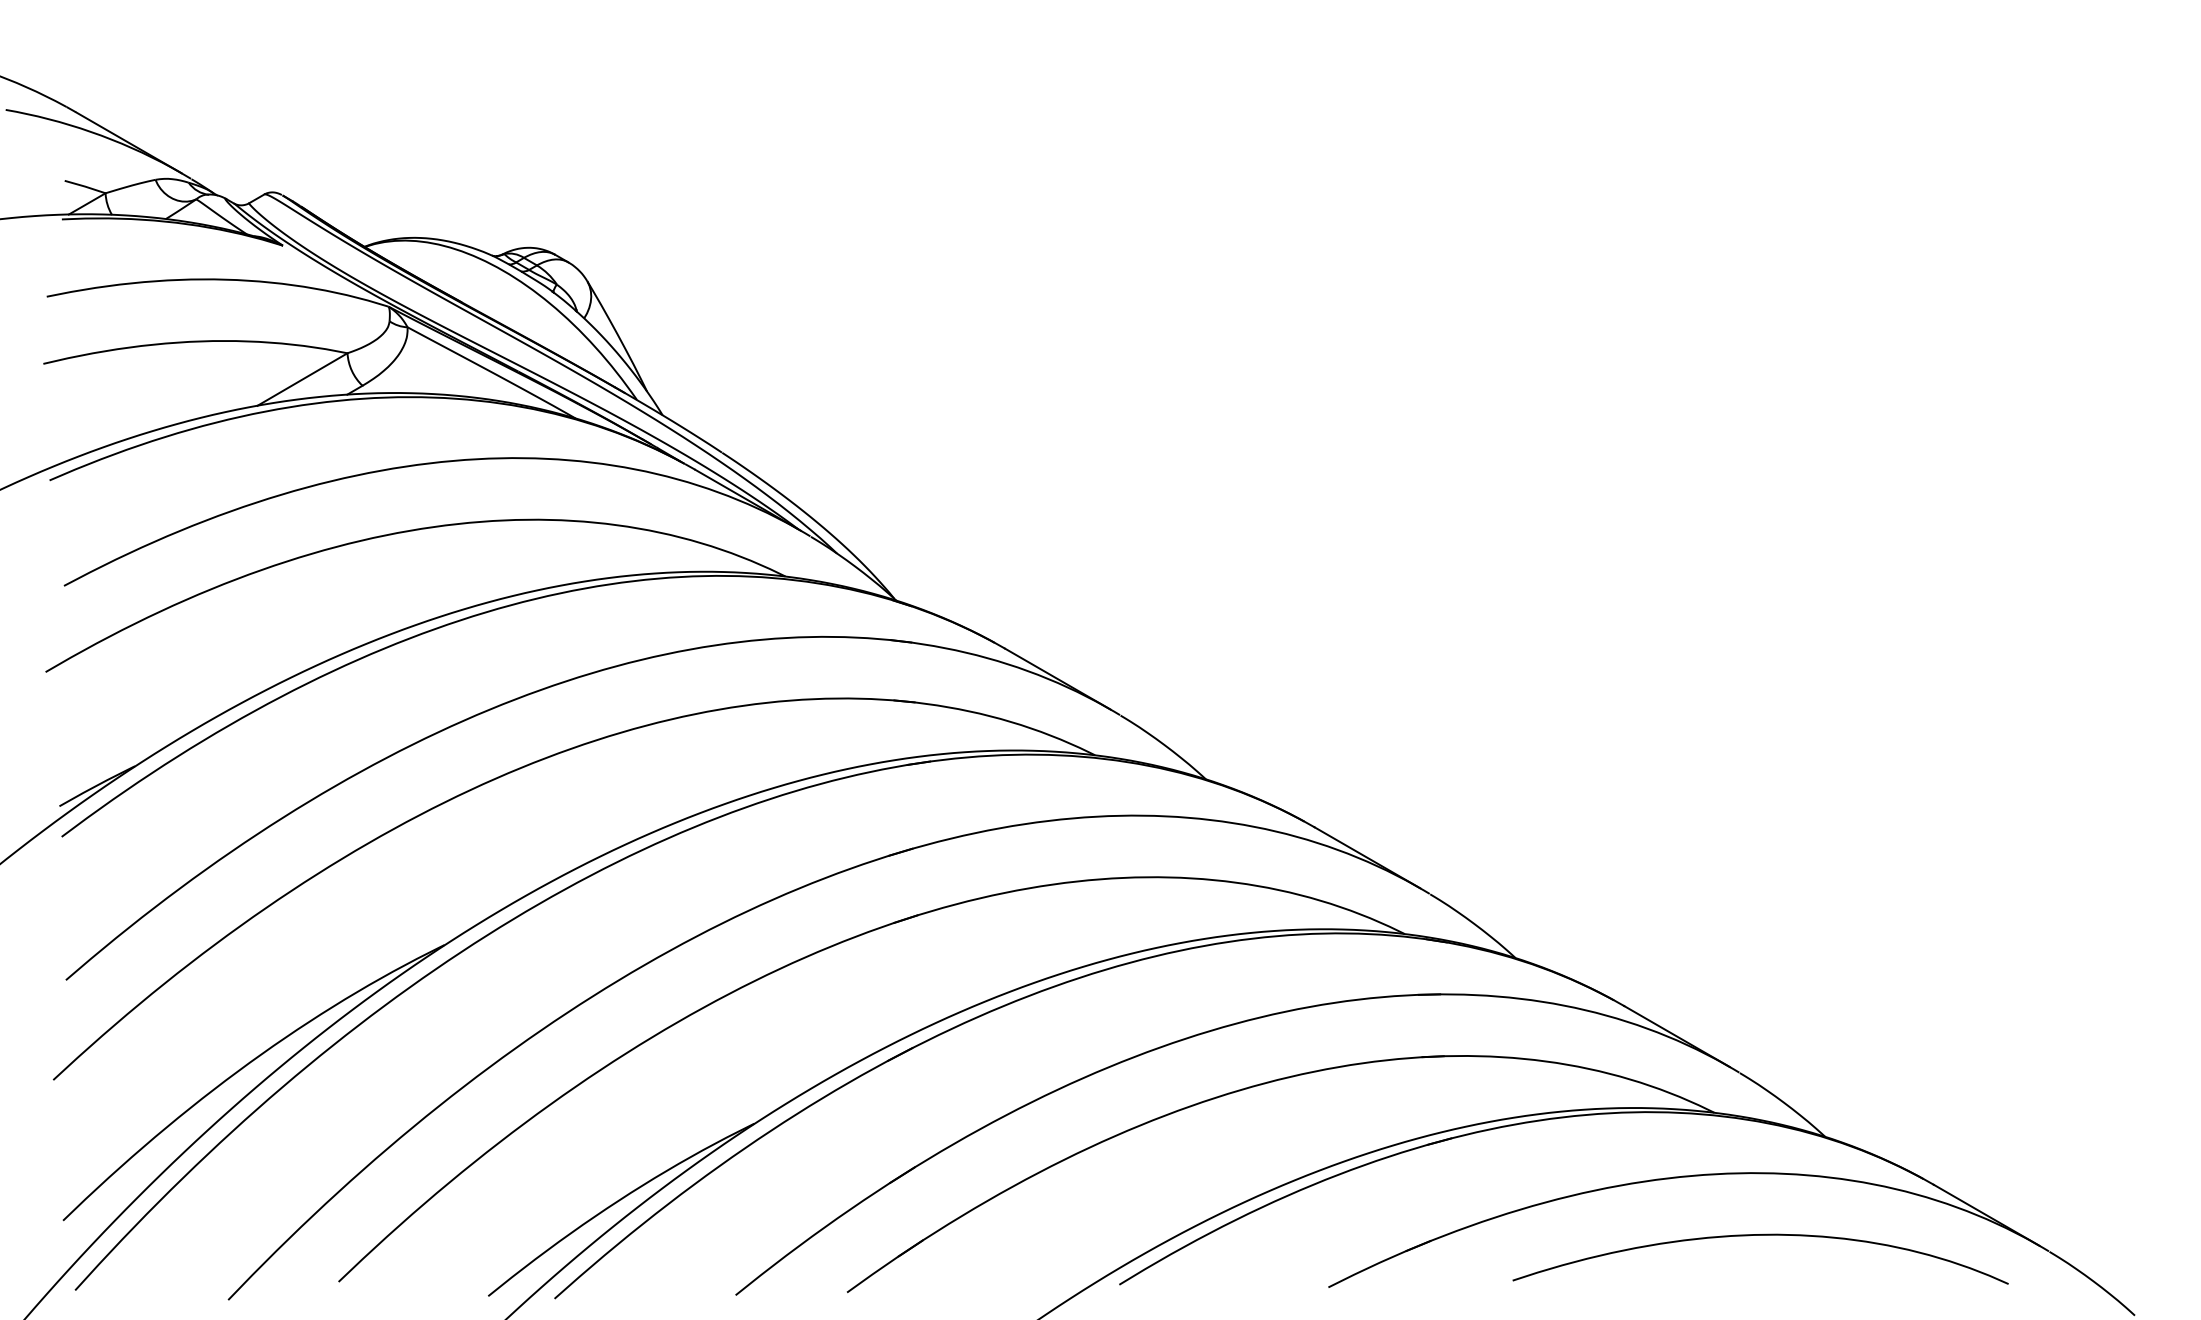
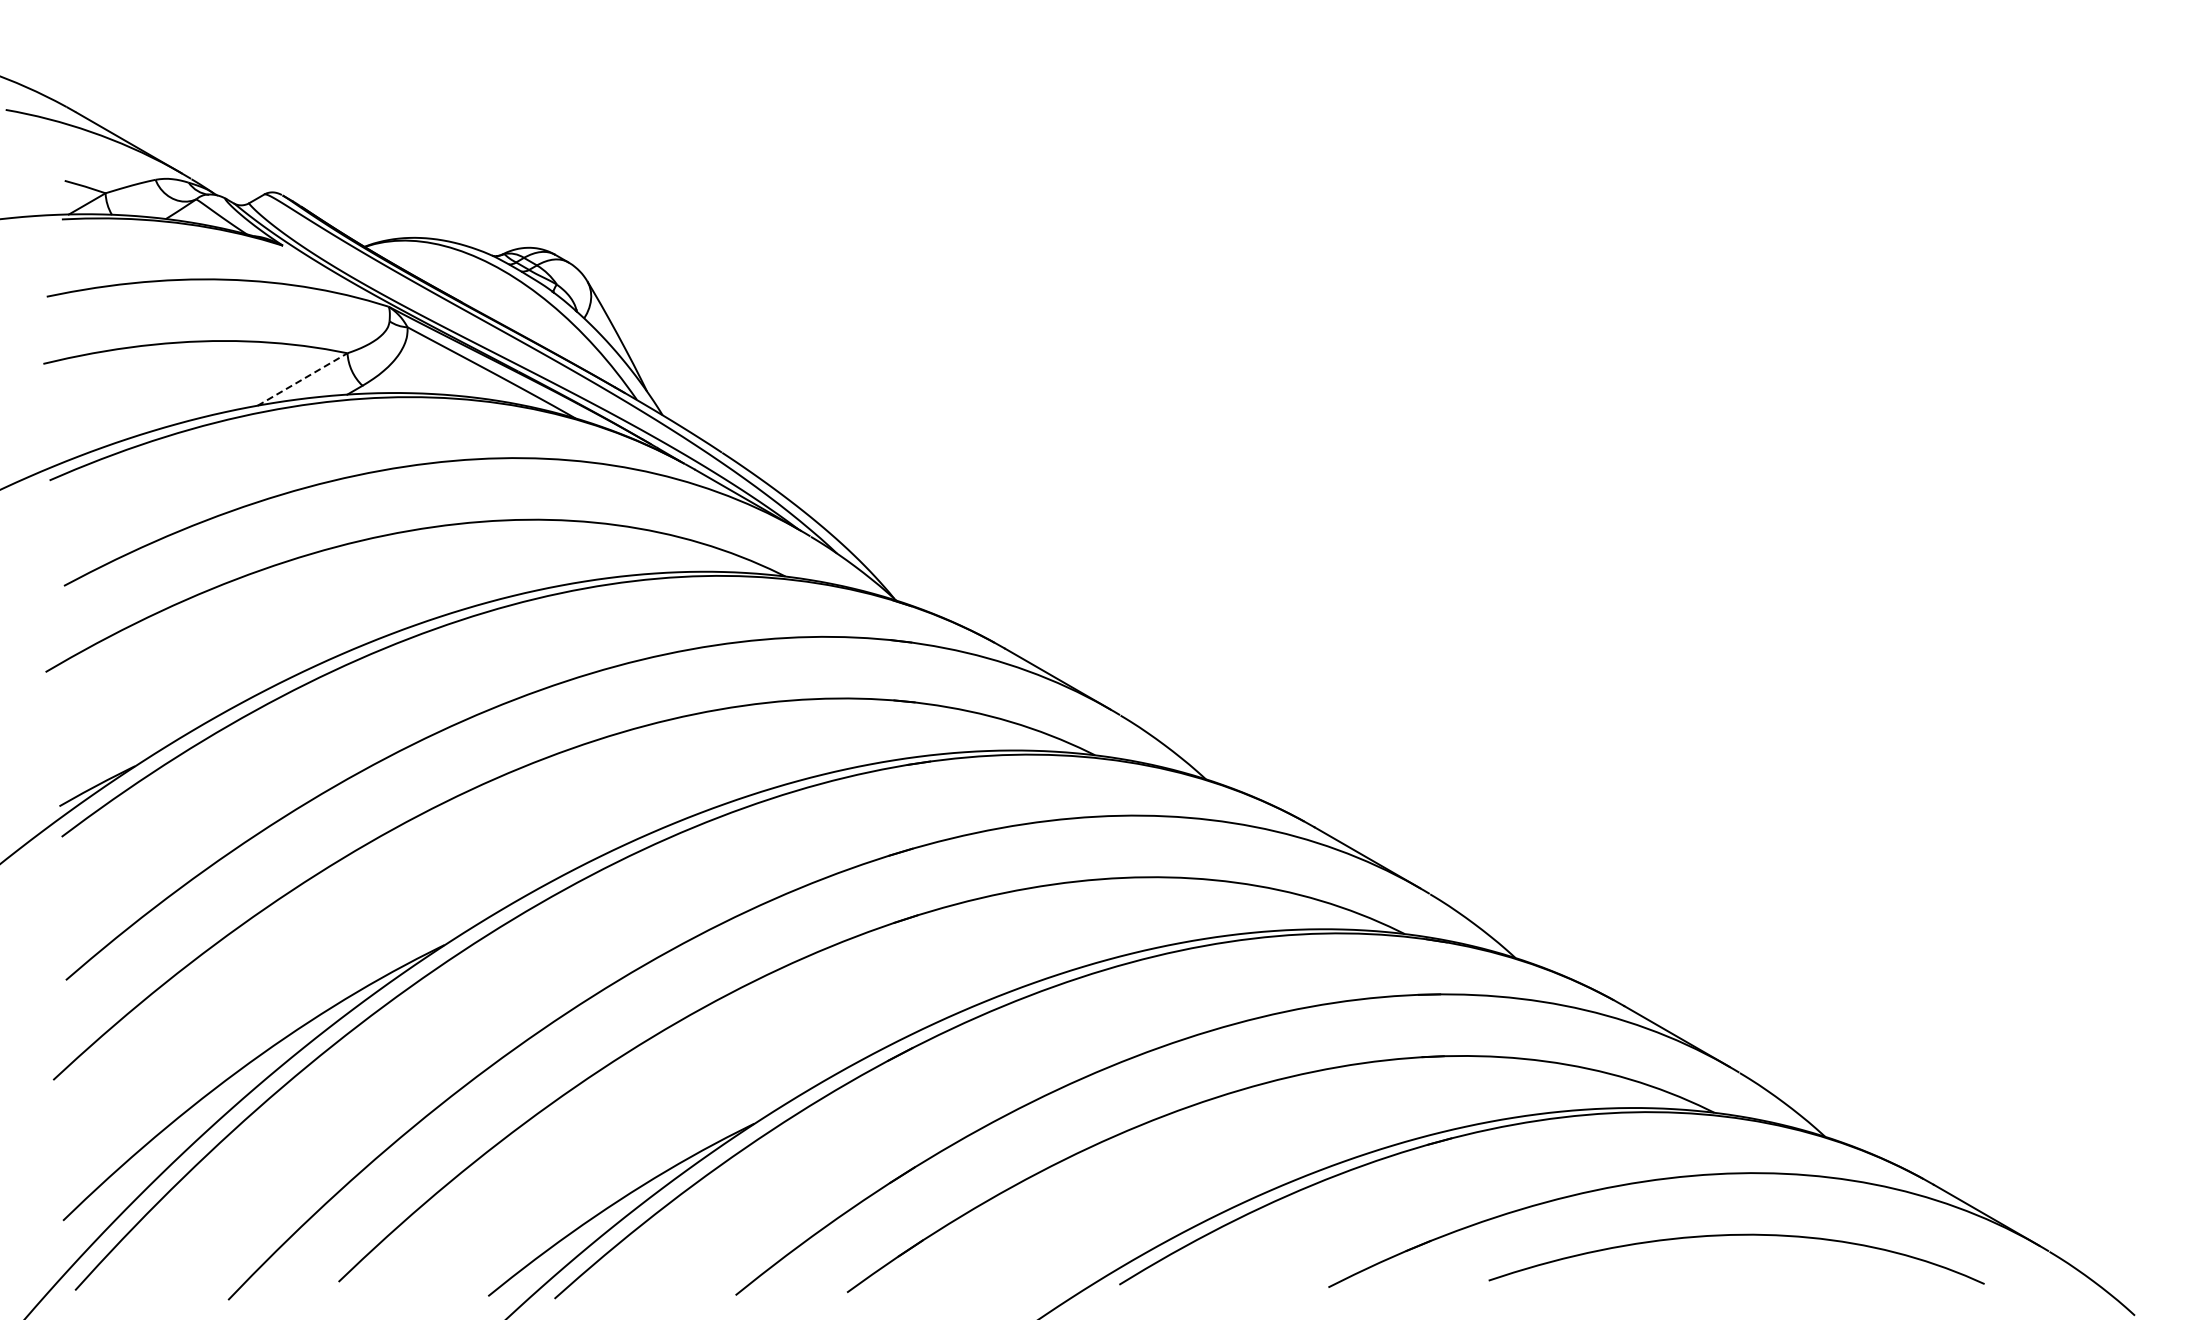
line: solid -> dashed (302, 379)
curve position: (1760, 1235) -> (1736, 1235) (1736, 1235)
